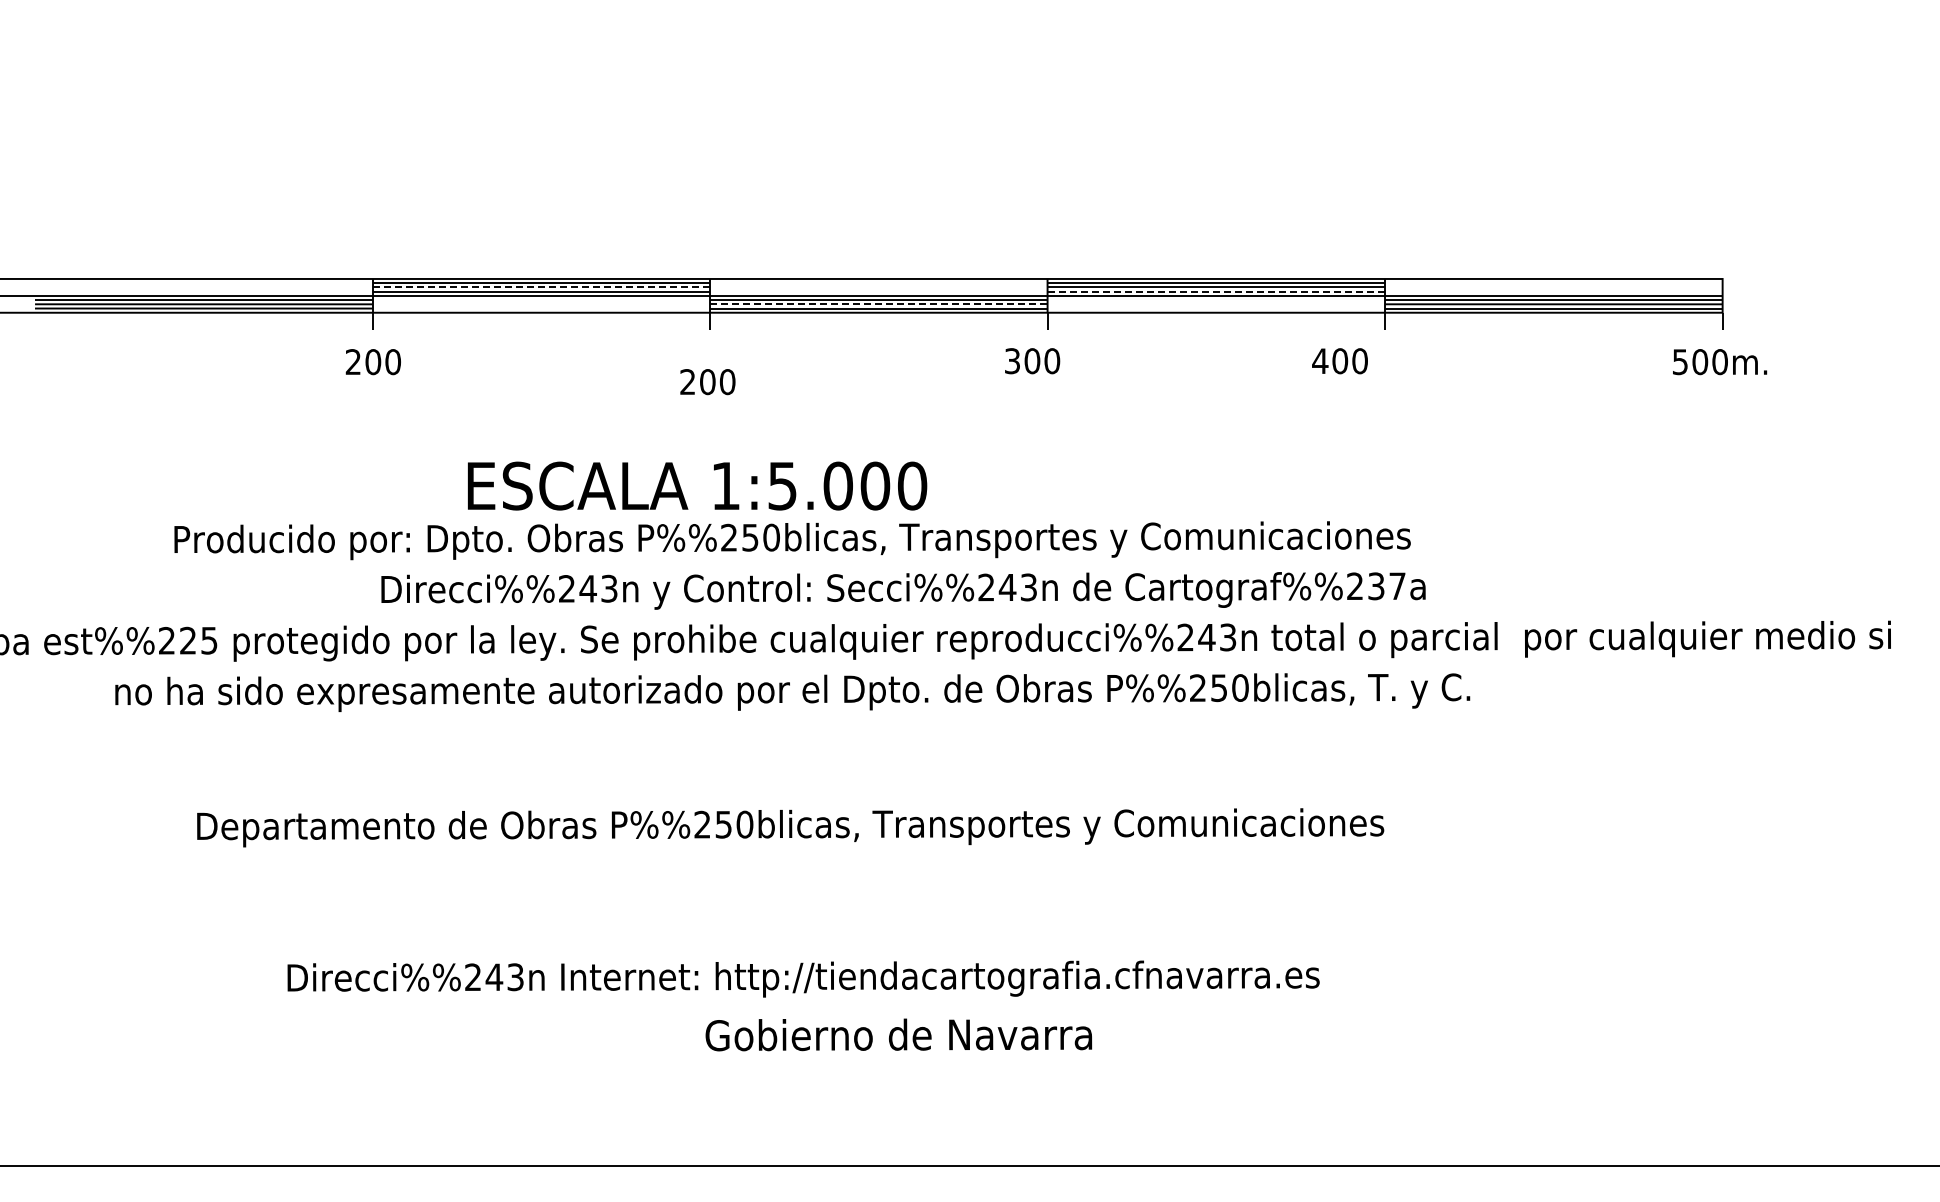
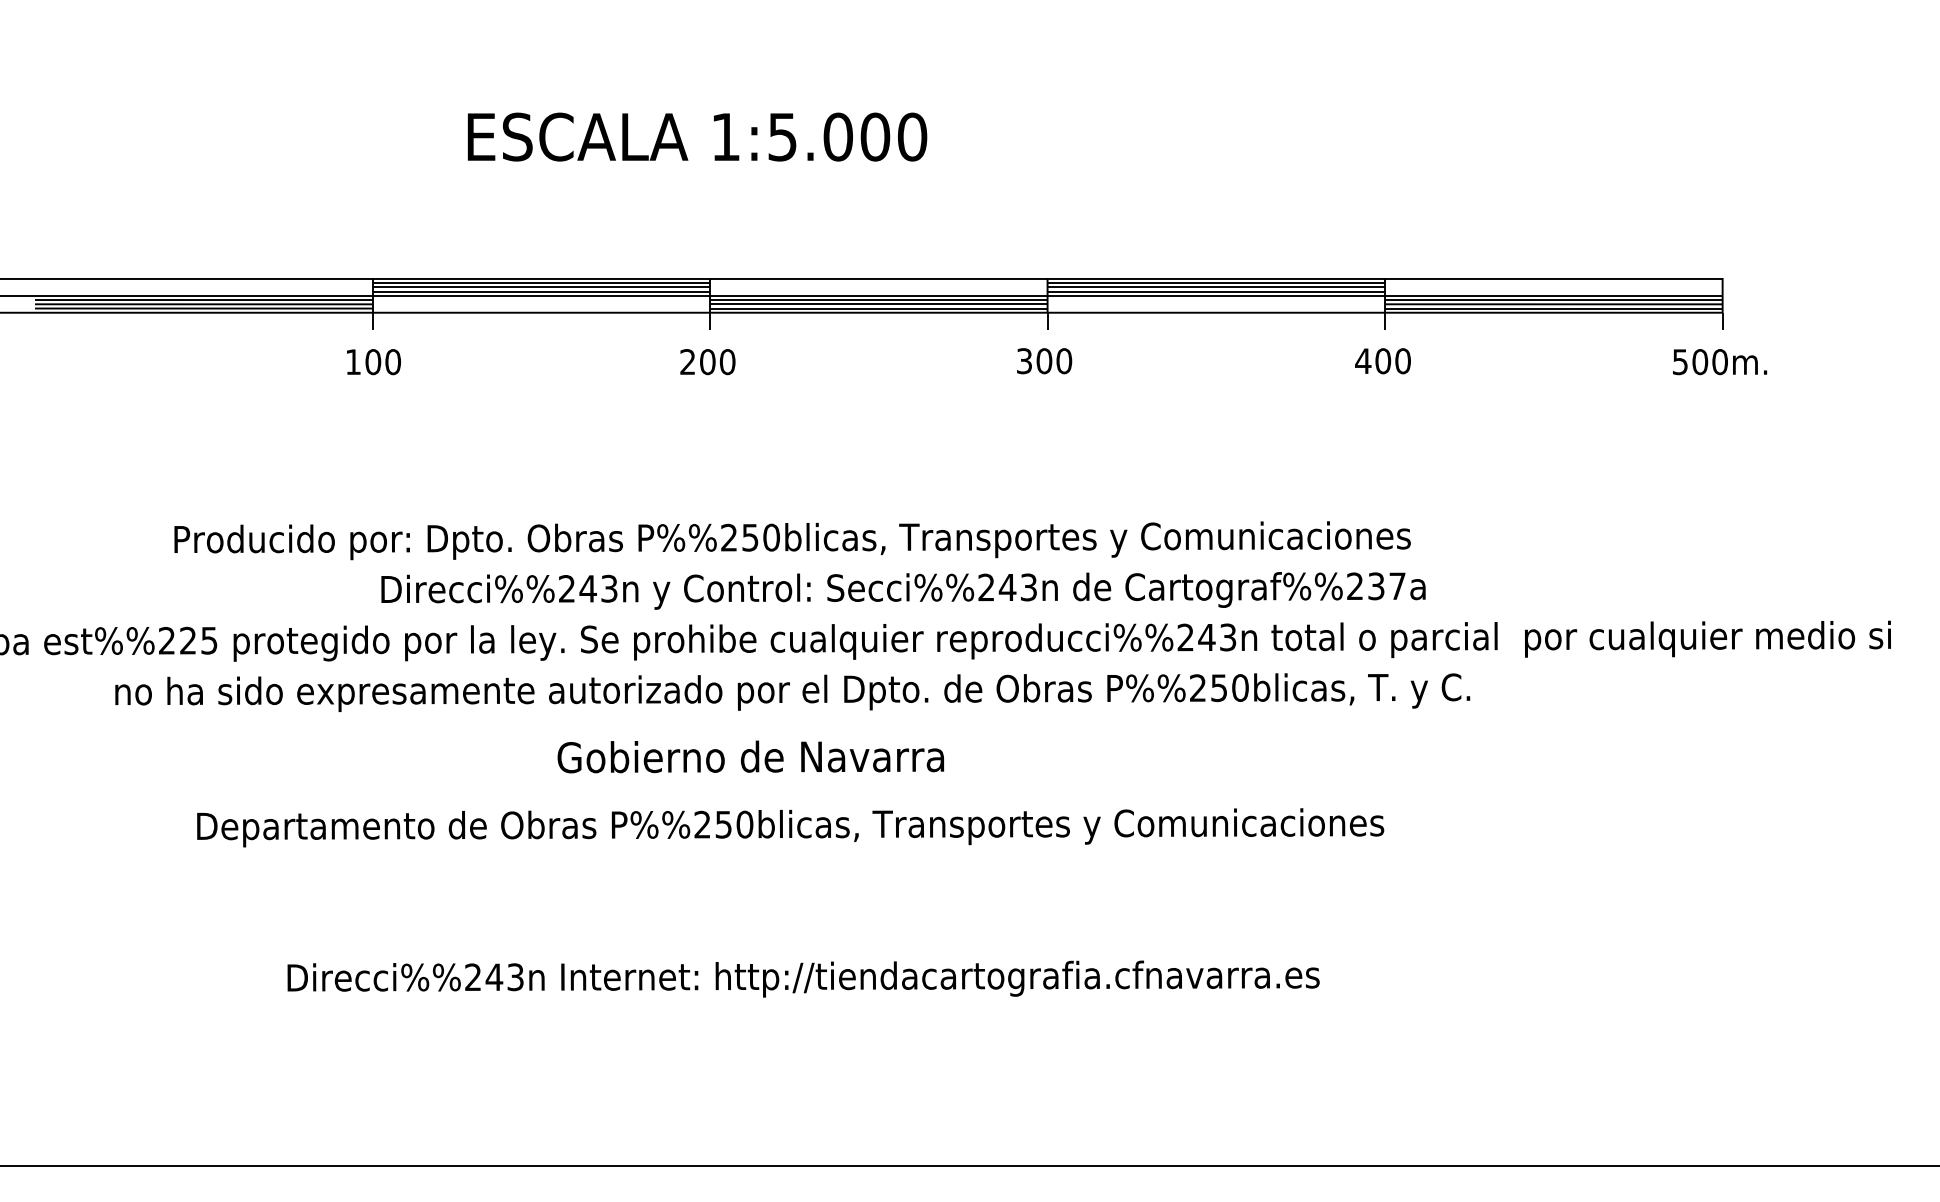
line: dashed -> solid (541, 287)
line: dashed -> solid (1216, 291)
line: dashed -> solid (878, 304)
text: 200 -> 100 (352, 361)
text position: (1032, 361) -> (1044, 361) (1044, 361)
text position: (1339, 361) -> (1382, 361) (1382, 361)
text position: (707, 382) -> (707, 362) (707, 362)
text position: (697, 485) -> (697, 136) (697, 136)
text position: (898, 1034) -> (750, 756) (750, 756)
